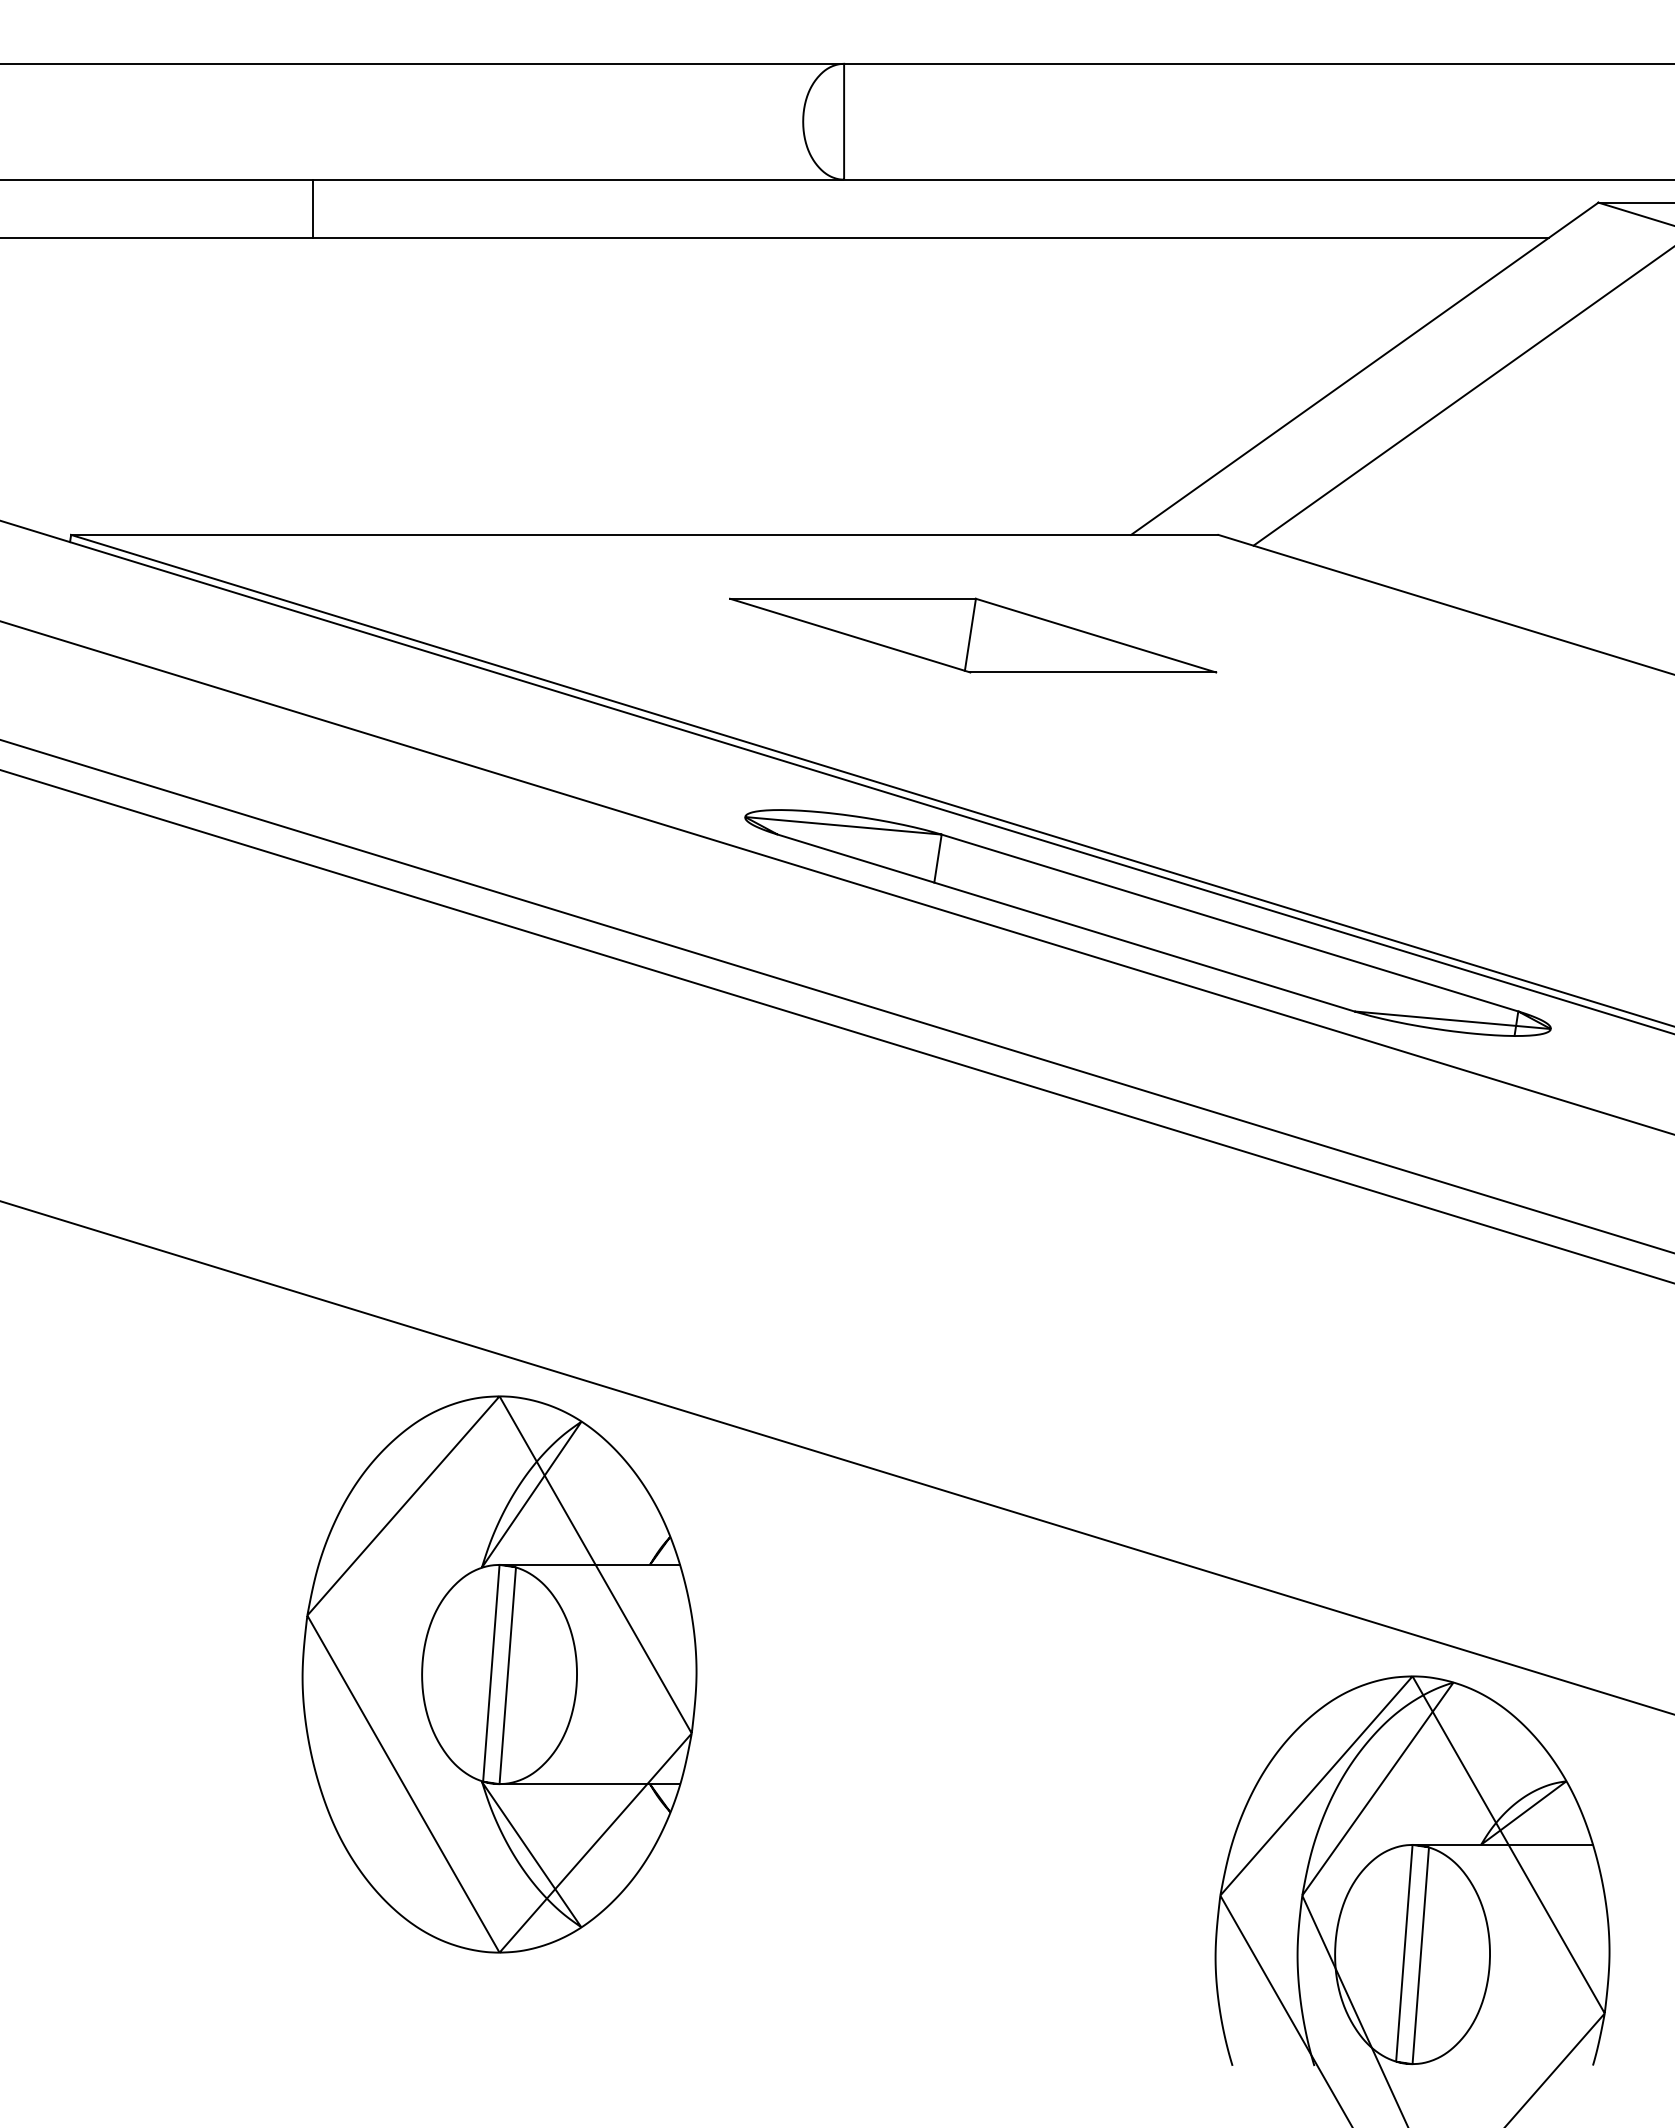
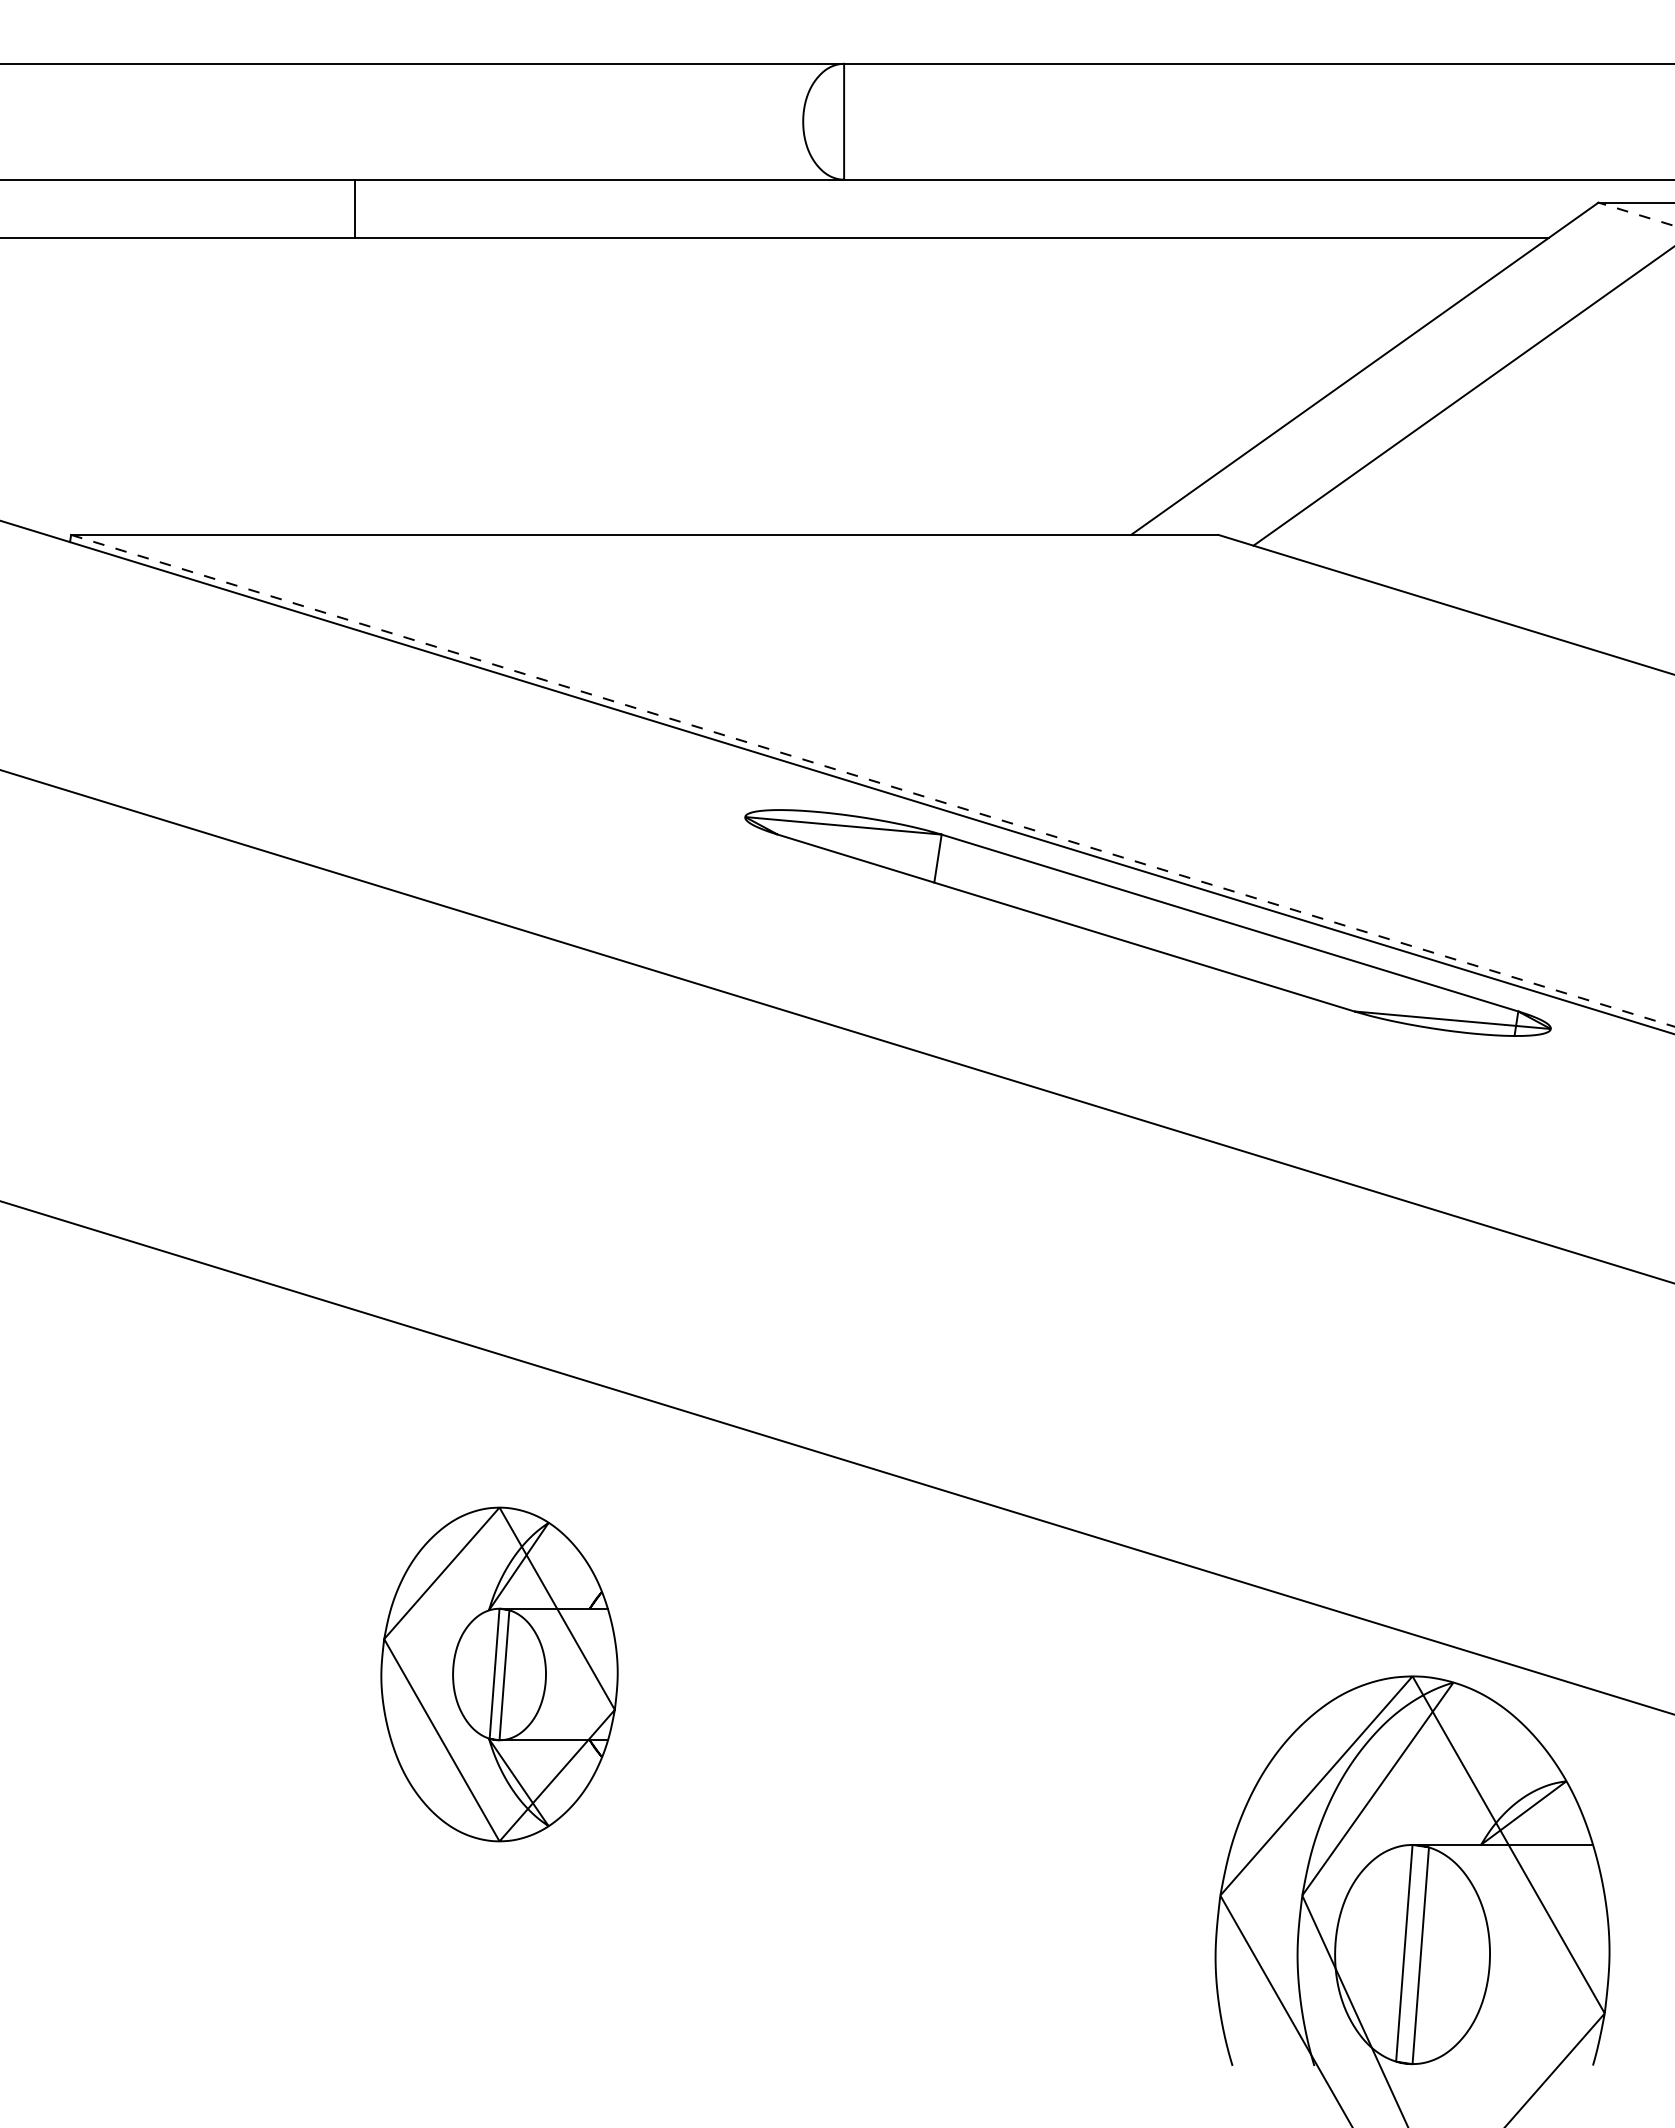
line position: (313, 208) -> (355, 208) (355, 208)
line: solid -> dashed (1636, 214)
part: present -> none (973, 635)
line: solid -> dashed (873, 780)
line: present -> none (836, 877)
line: present -> none (836, 996)
part size: 397x559 px -> 239x337 px (499, 1674)
